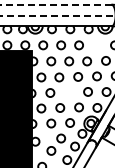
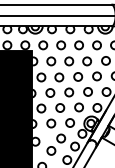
line: dashed -> solid (55, 4)
line: dashed -> solid (57, 15)
circle: none -> present (96, 45)
circle: none -> present (69, 92)
